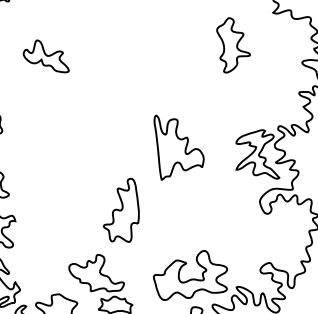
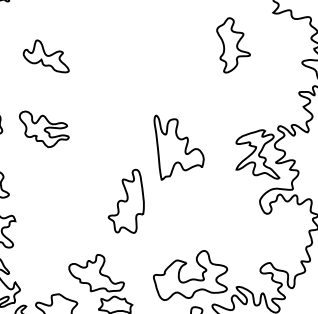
part: none -> present (44, 128)
part position: (120, 209) -> (125, 200) (125, 200)
